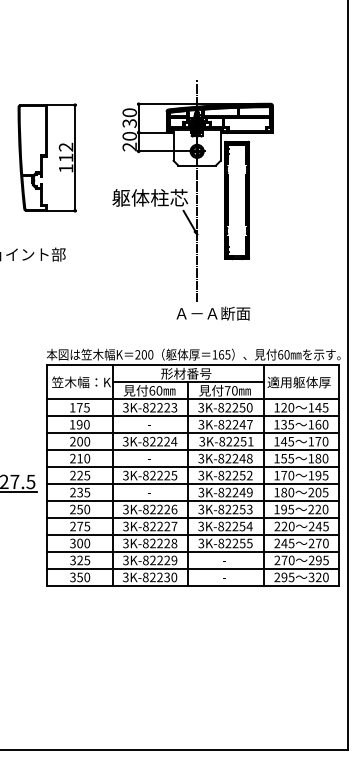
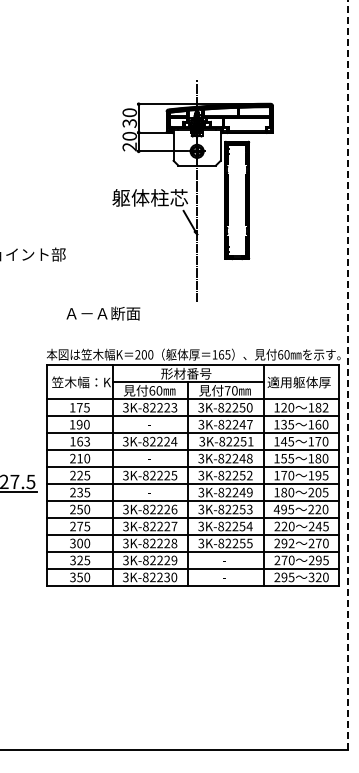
part: present -> none (46, 157)
text position: (213, 313) -> (103, 313) (103, 313)
line: solid -> dashed (348, 374)
text: 145 -> 182 (321, 407)
text: 200 -> 163 (80, 441)
text: 195 -> 495 (276, 509)
text: 245 -> 292 (287, 543)
